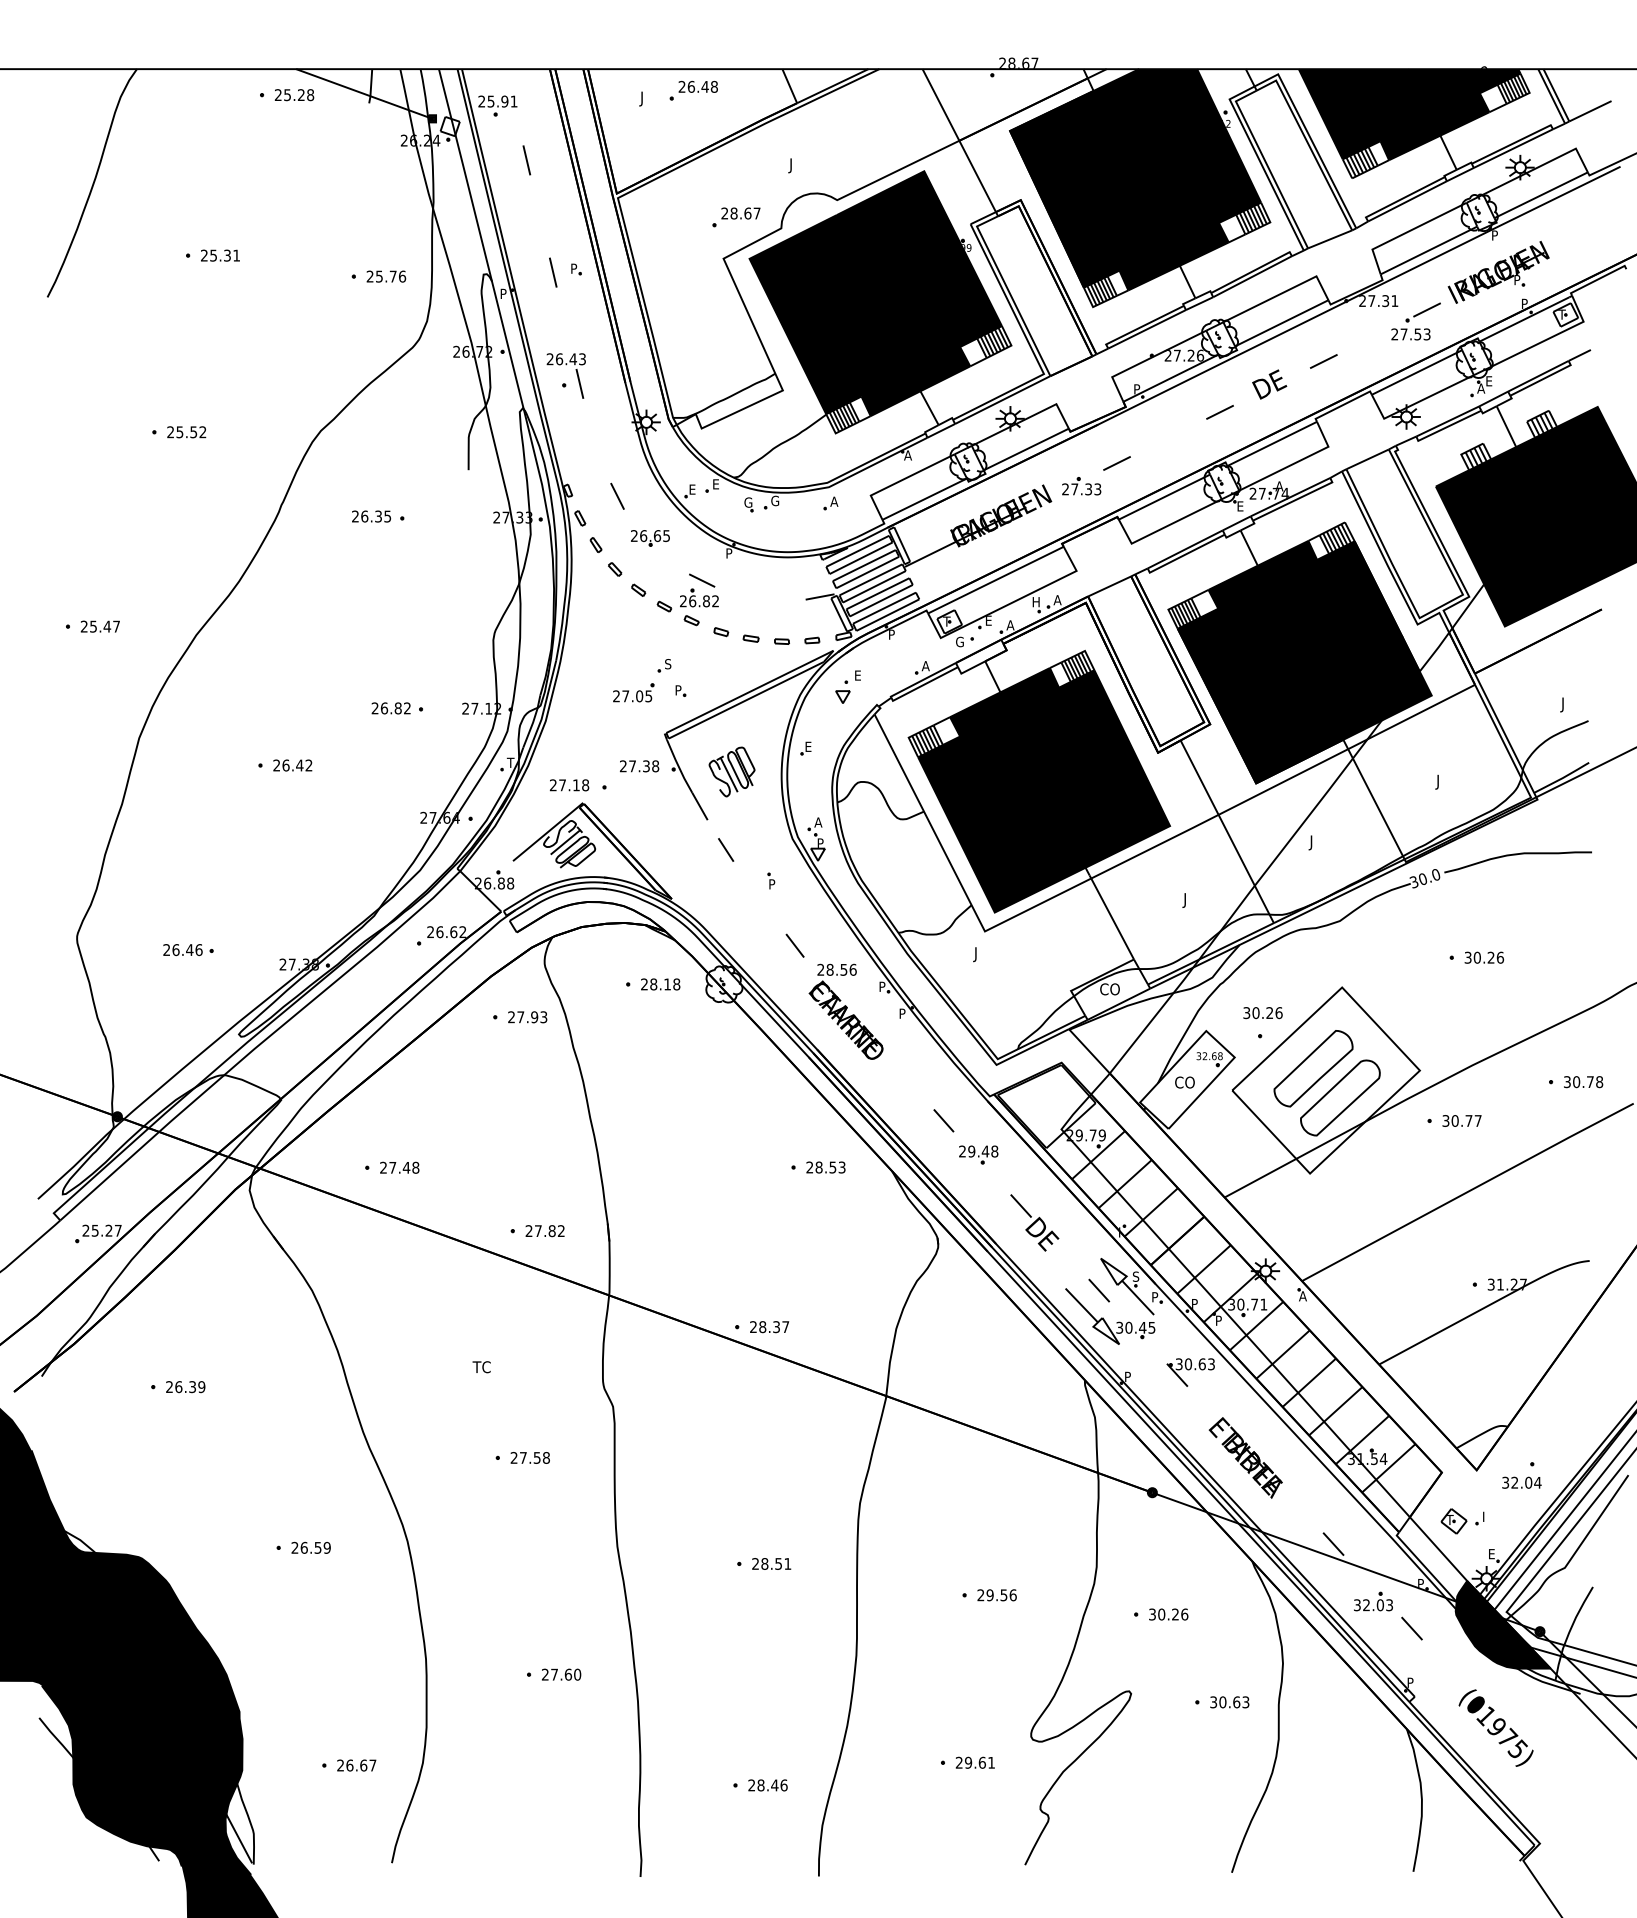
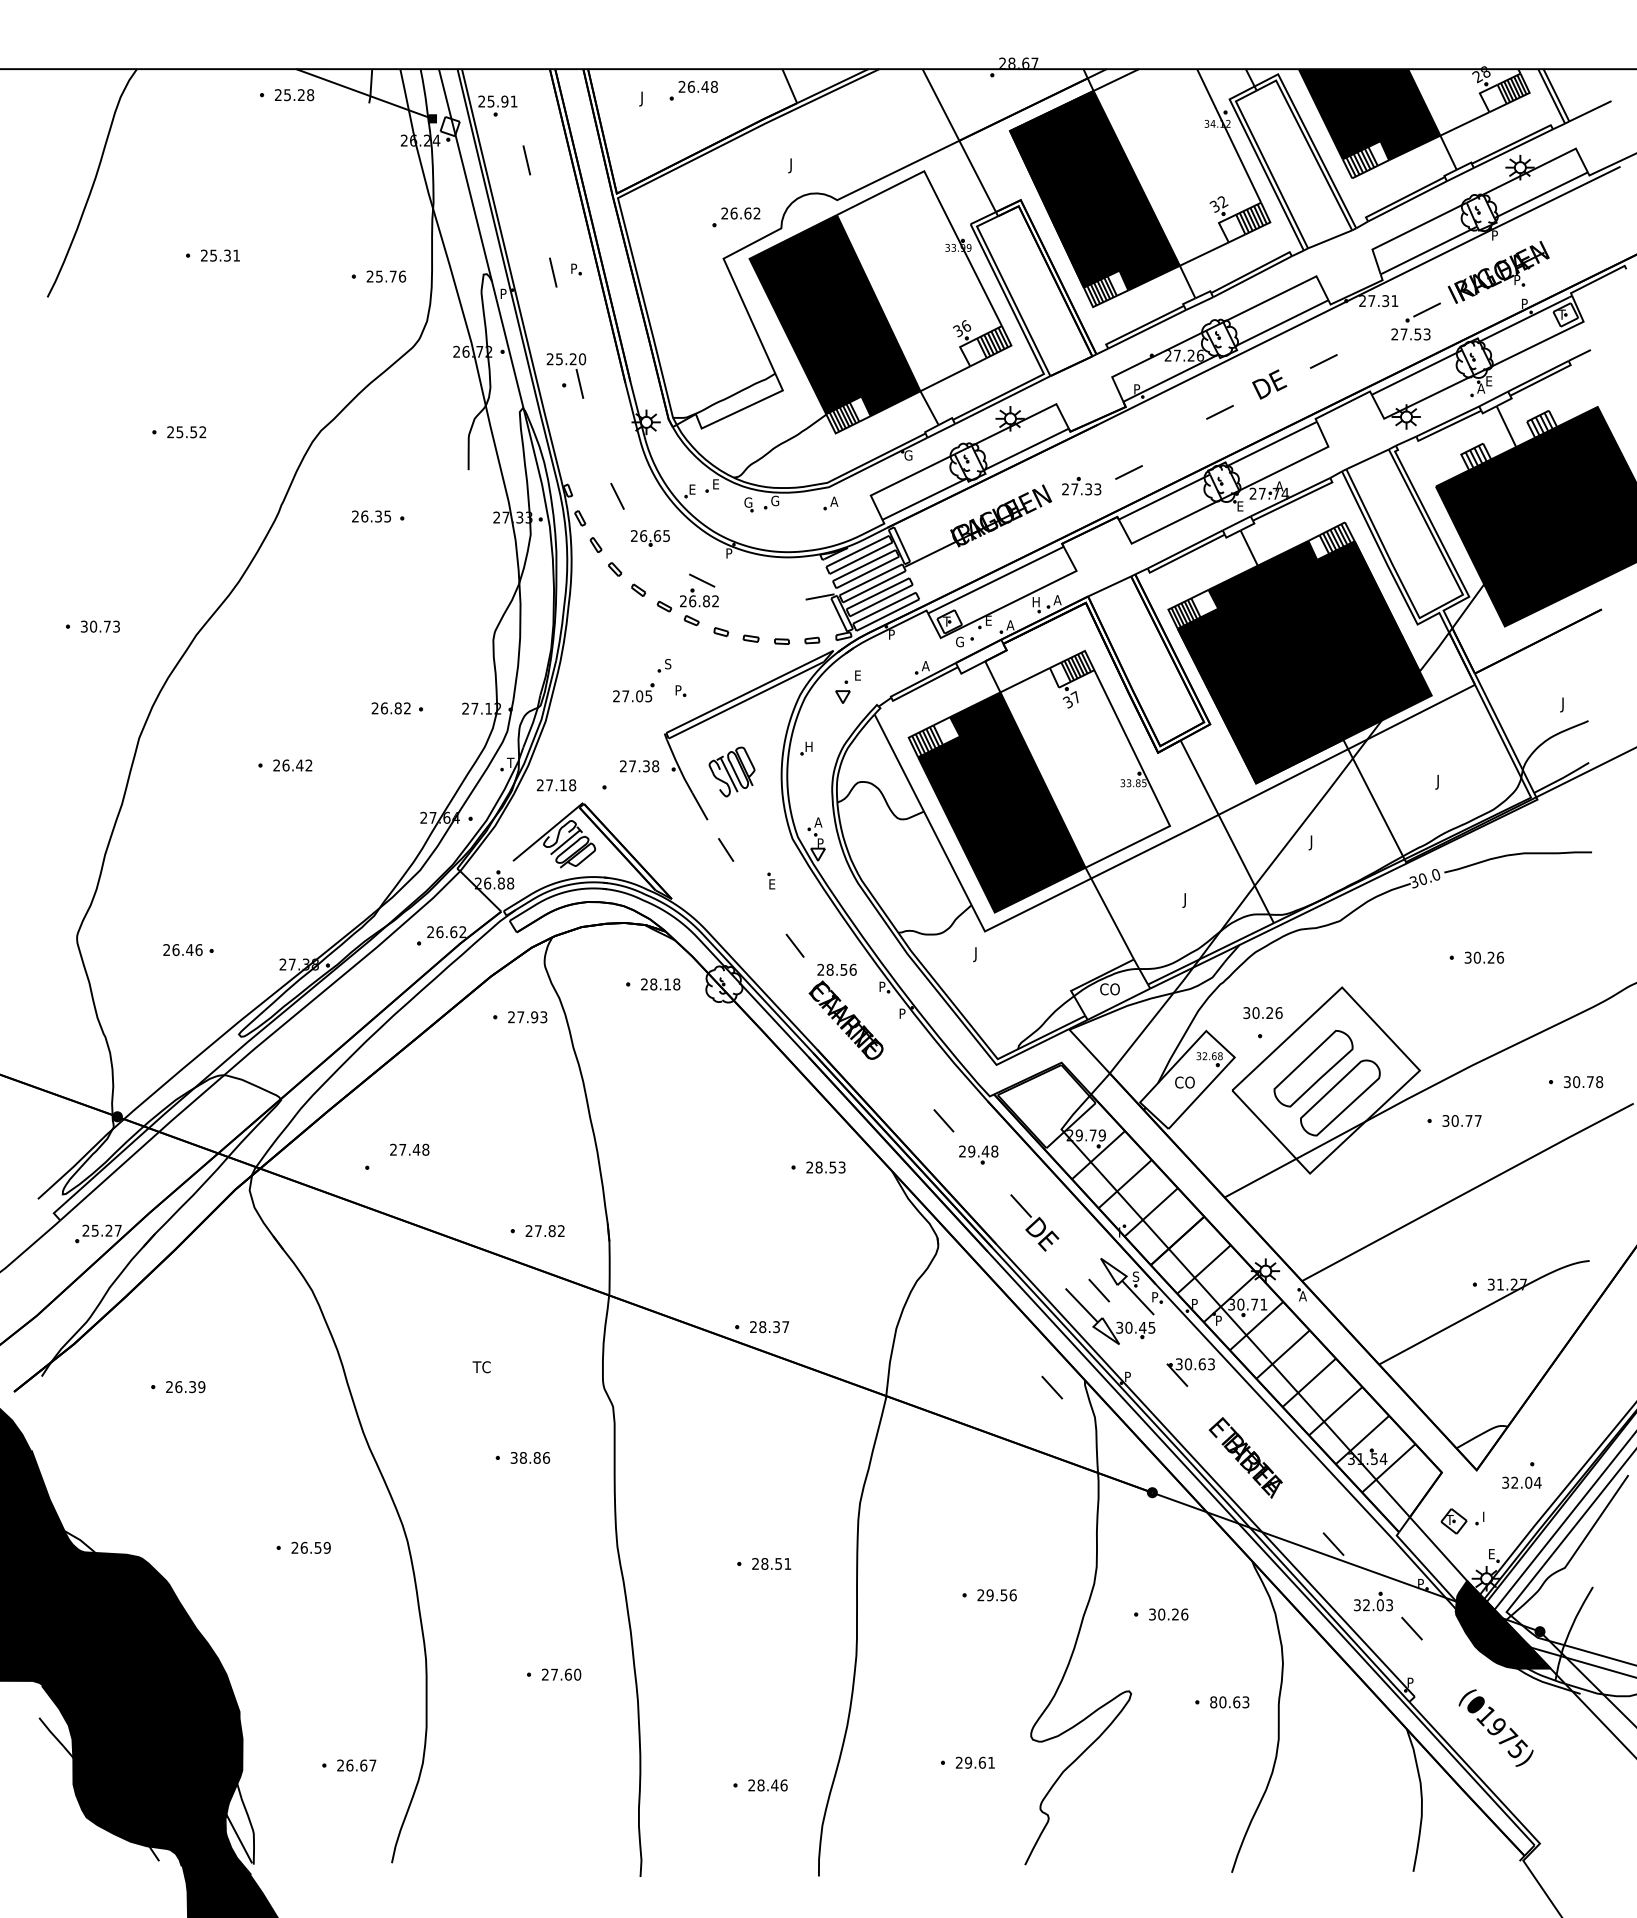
fill: present -> none (1464, 102)
fill: present -> none (1177, 167)
text: 28.67 -> 26.62 (745, 213)
fill: present -> none (918, 281)
text: 26.43 -> 25.20 (571, 359)
text: A -> G (908, 455)
line position: (1116, 463) -> (1128, 472) (1128, 472)
text: 25.47 -> 30.73 (99, 626)
text: E -> H (809, 746)
fill: present -> none (1085, 767)
text position: (569, 785) -> (556, 785) (556, 785)
text: P -> E (772, 884)
text position: (399, 1167) -> (409, 1149) (409, 1149)
line: none -> present (1052, 1387)
text: 27.58 -> 38.86 (530, 1457)
text: 30.63 -> 80.63 (1213, 1702)
